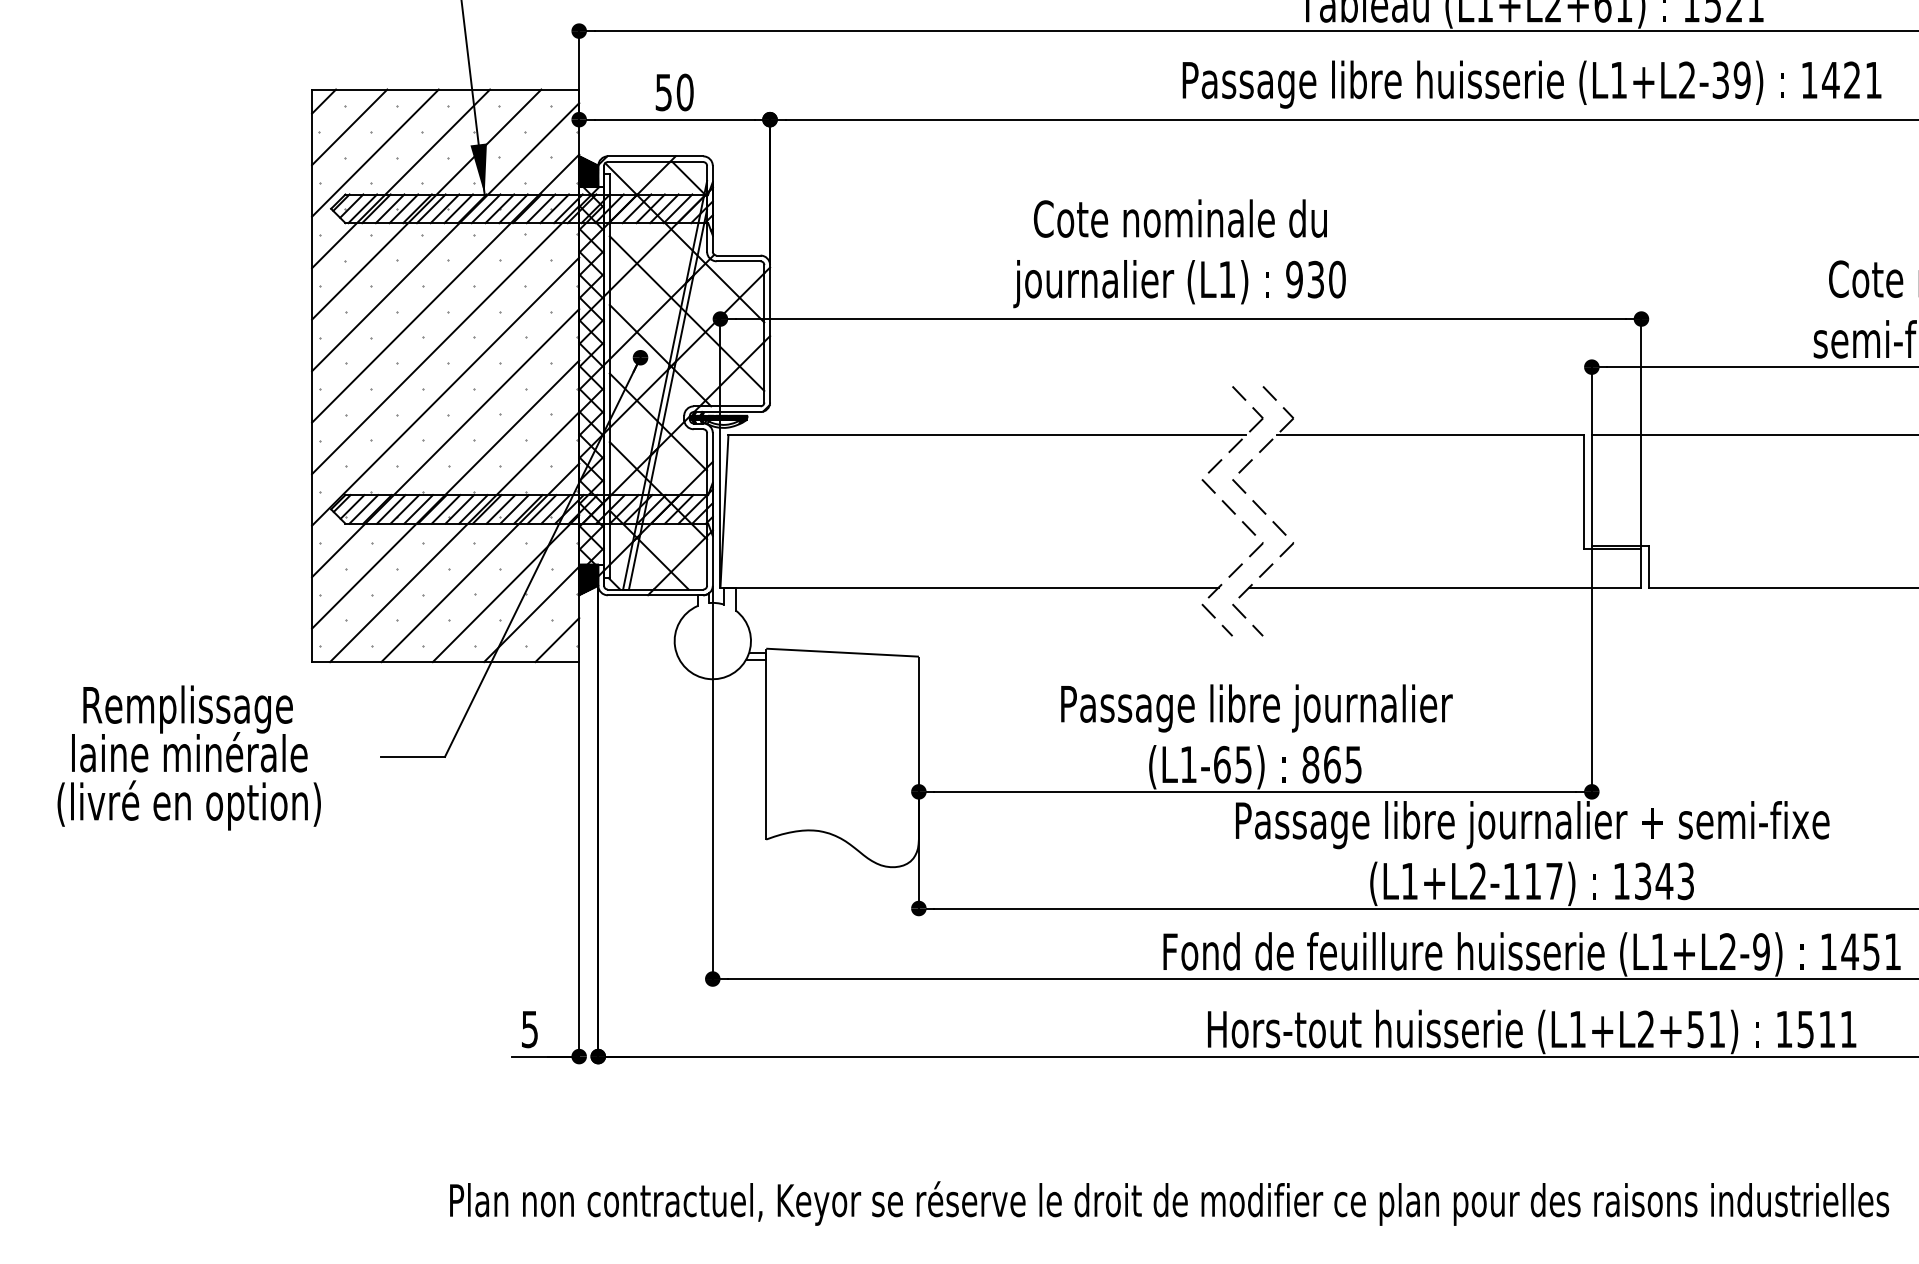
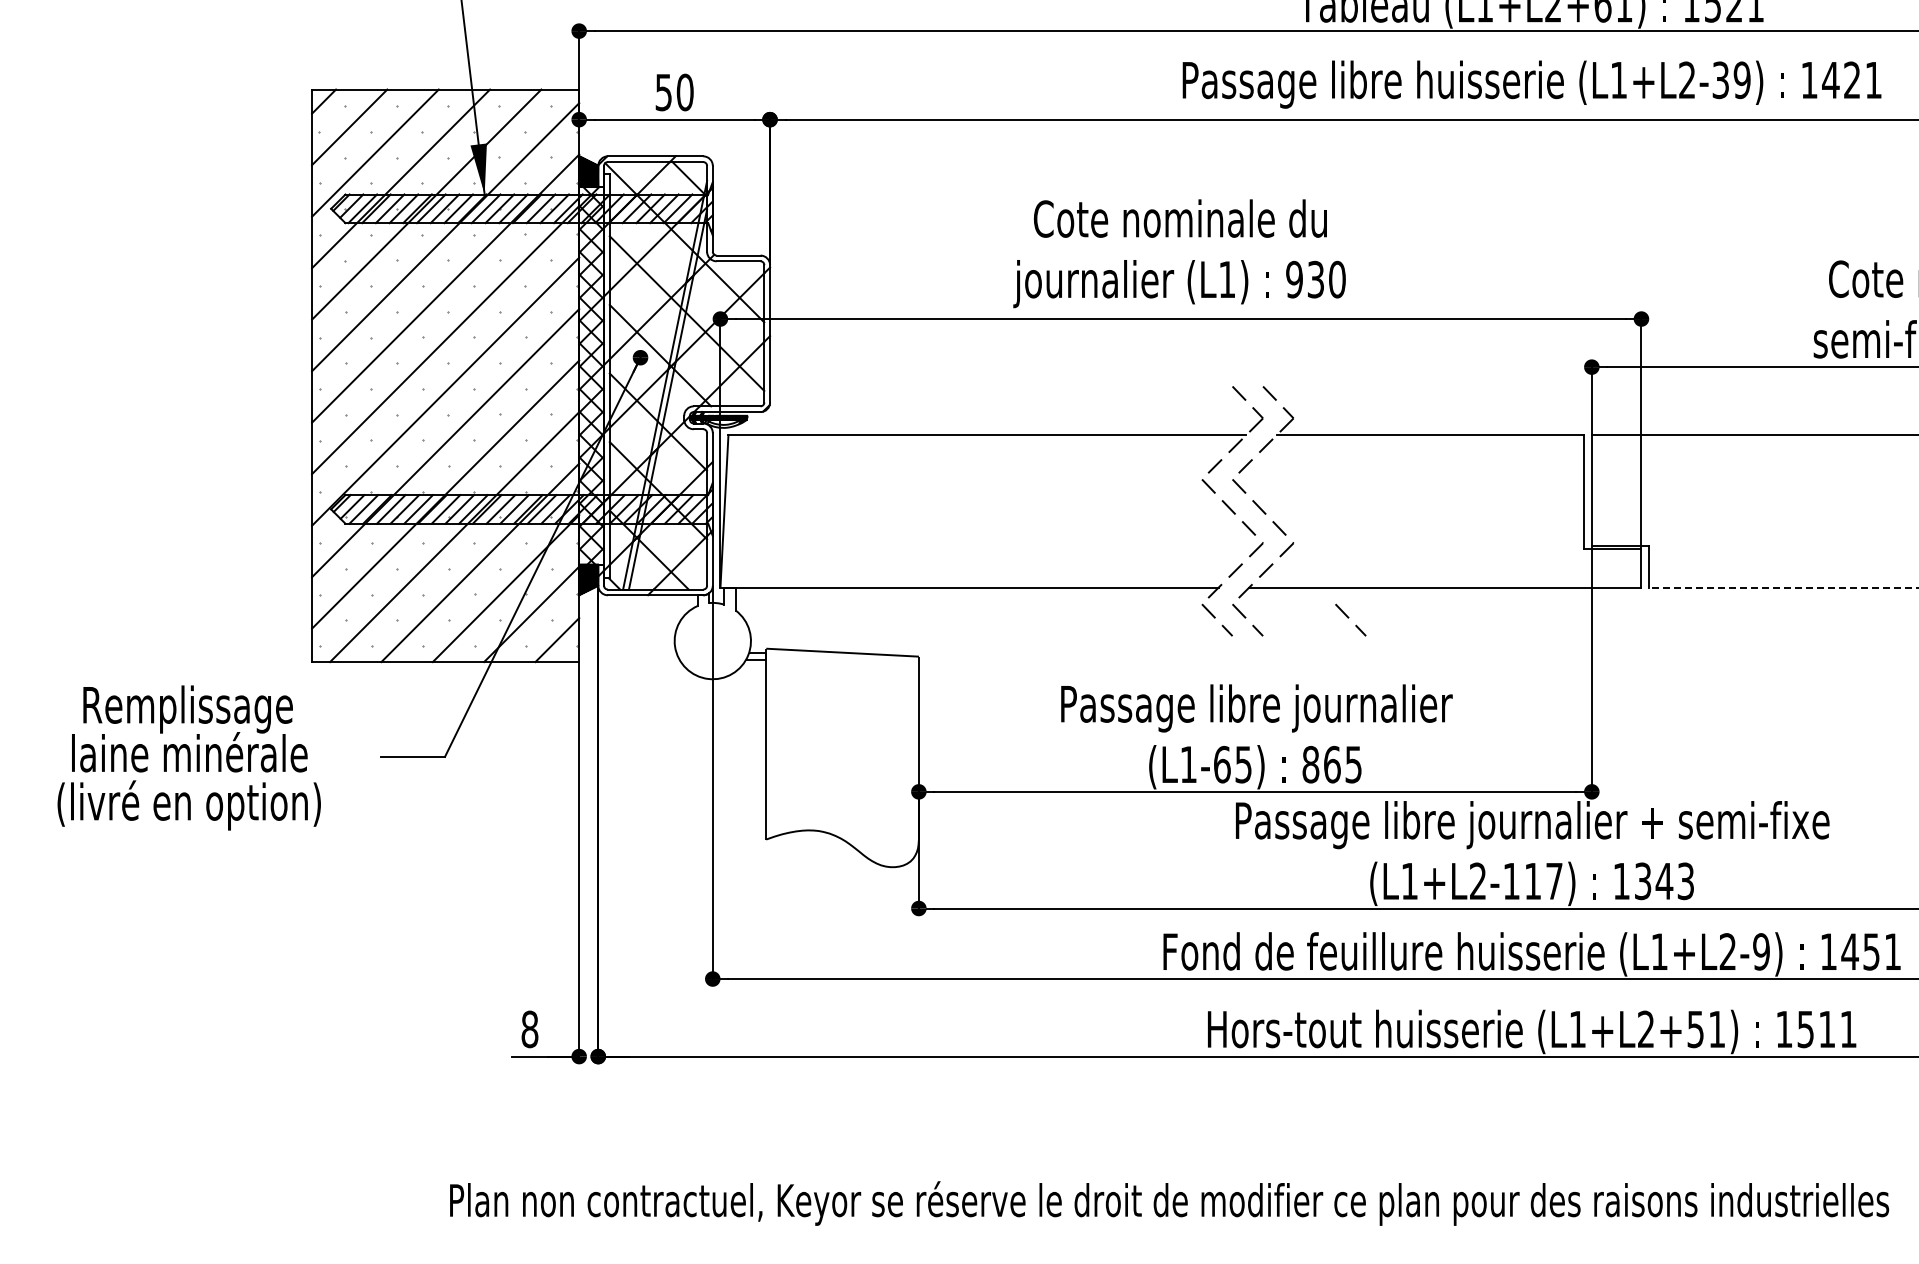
line: solid -> dashed (1783, 587)
line: none -> present (1349, 617)
text: 5 -> 8 (529, 1029)
